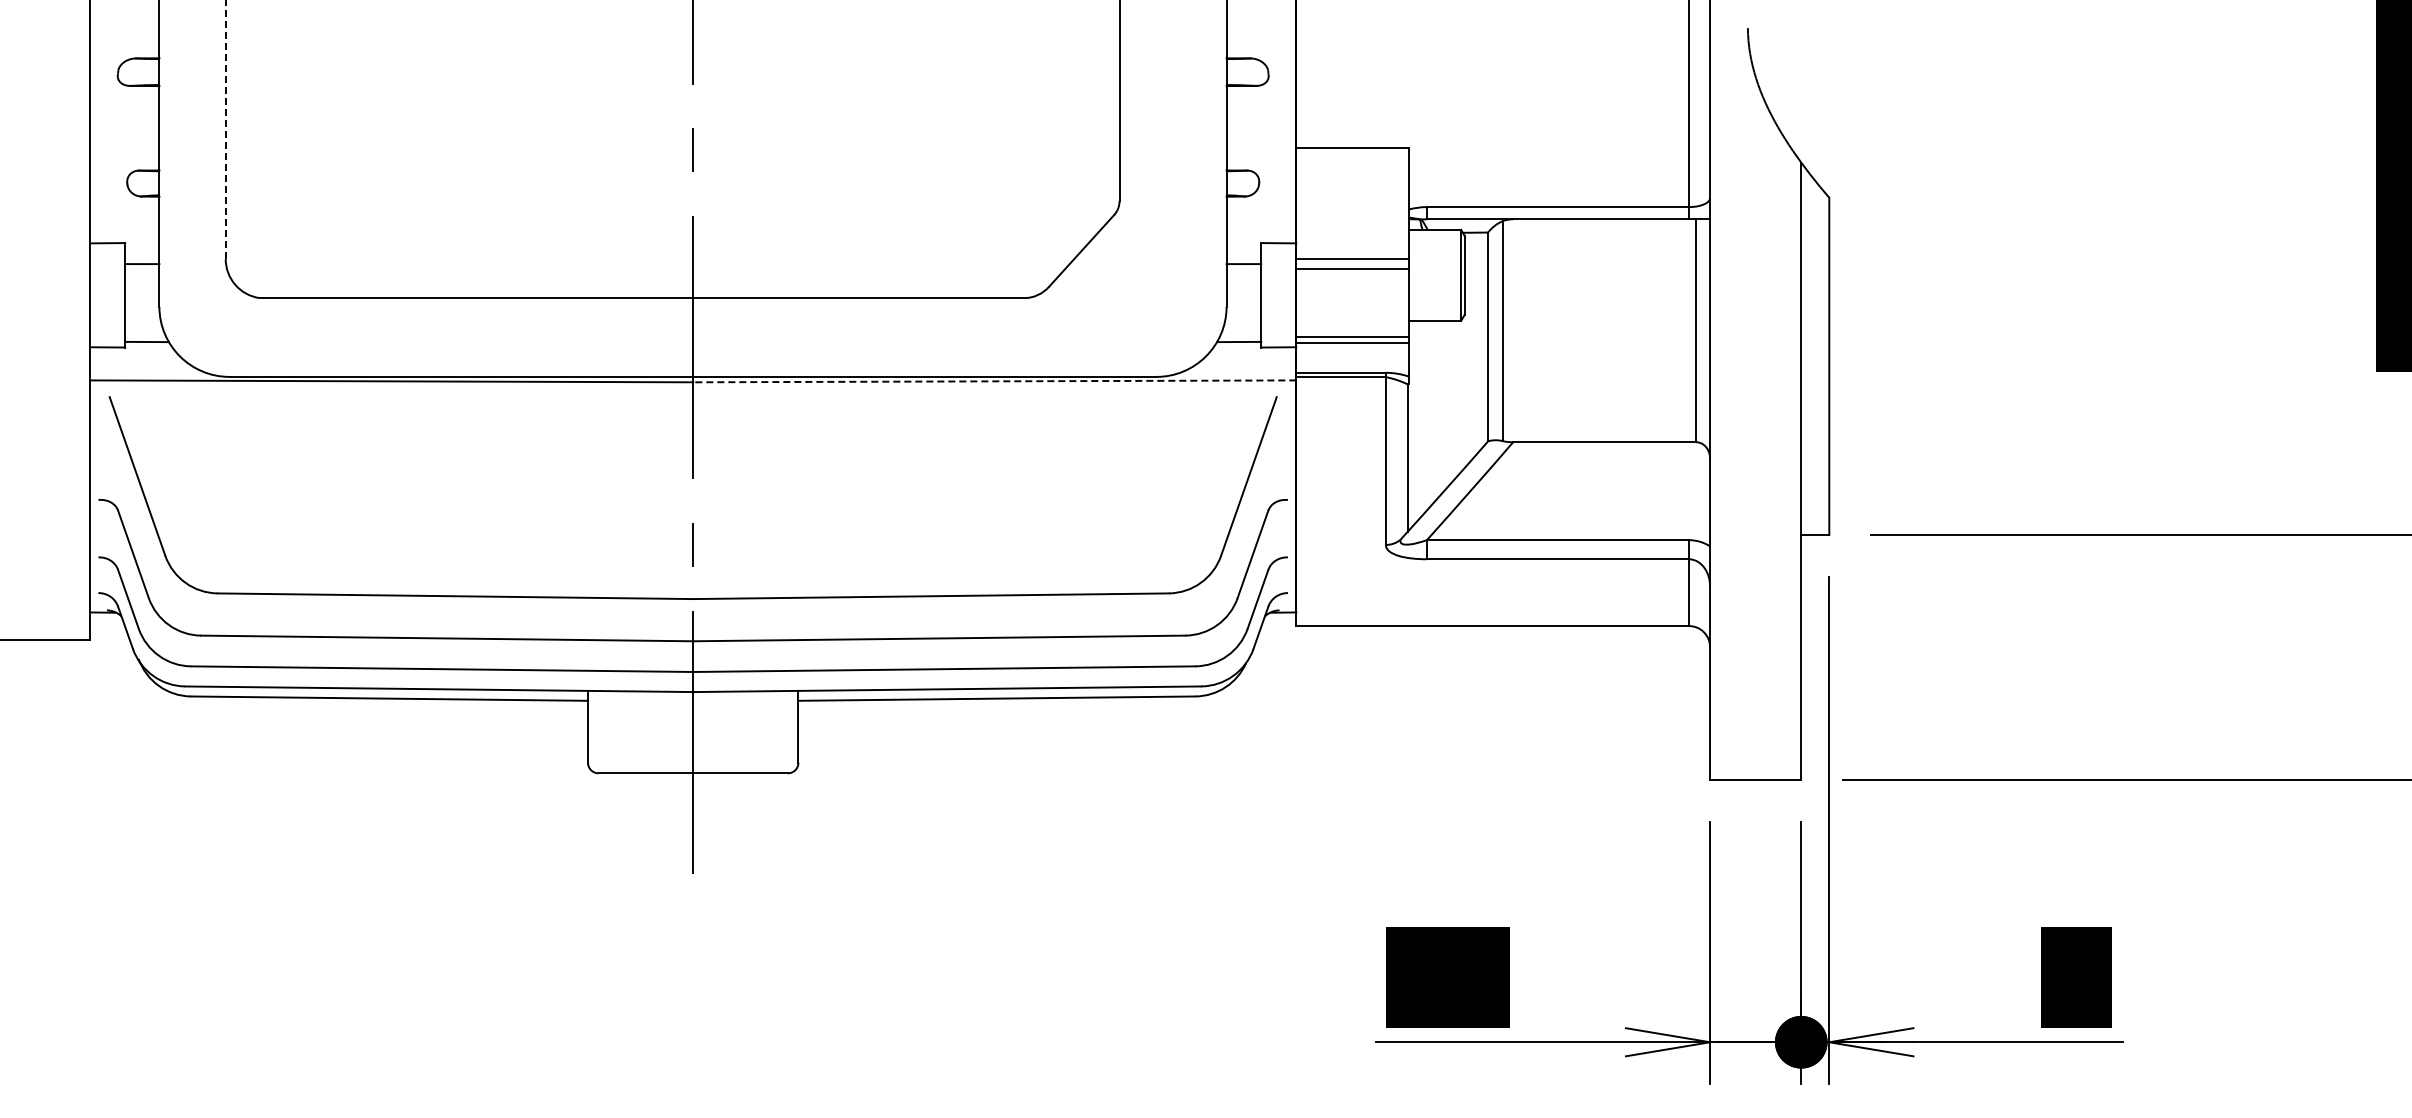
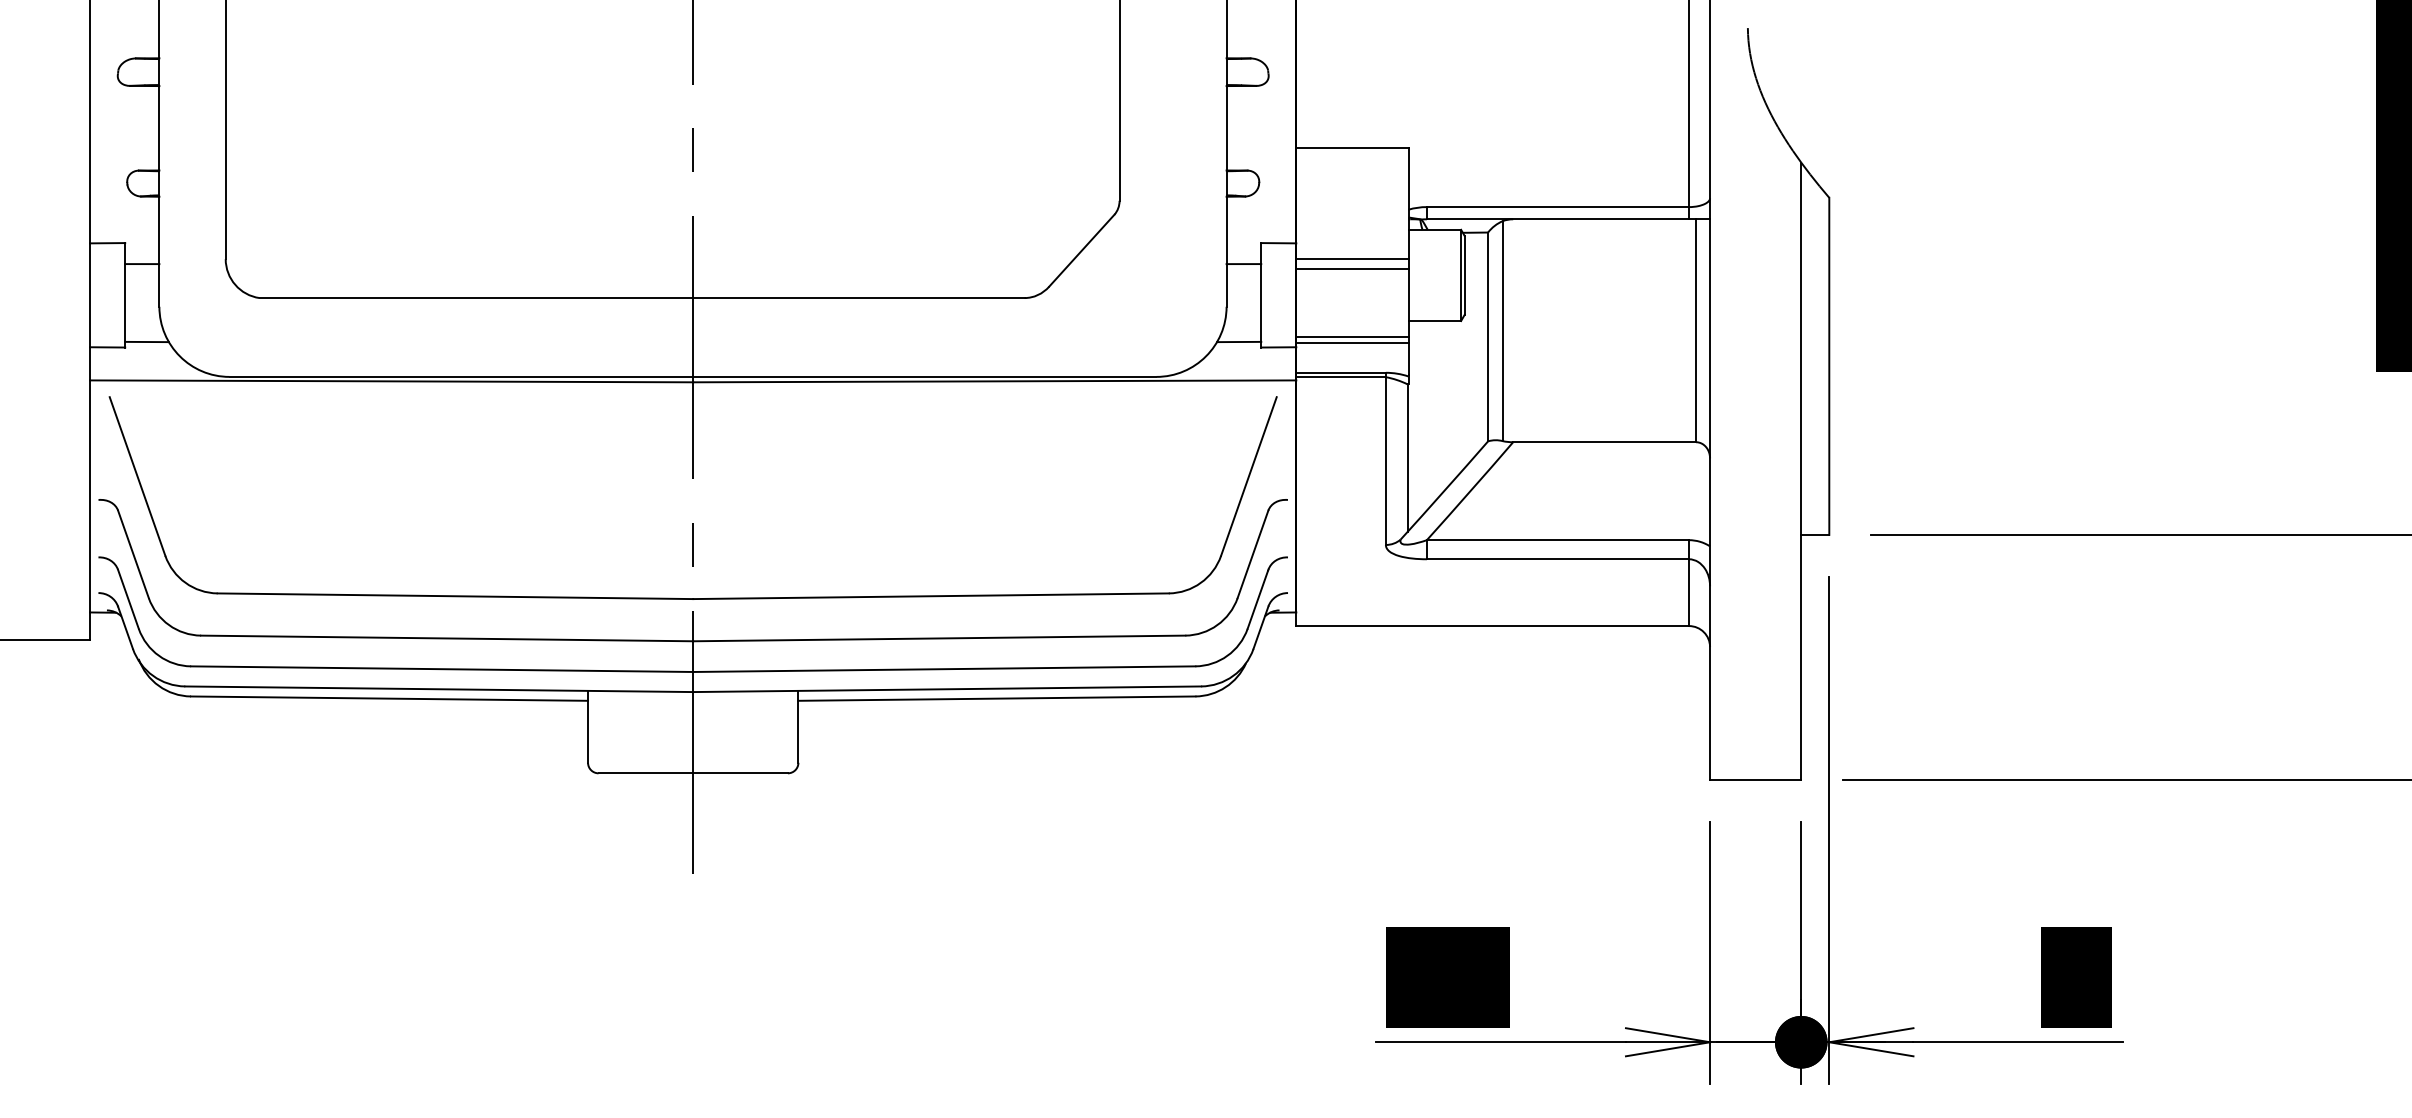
line: dashed -> solid (225, 129)
line: dashed -> solid (994, 381)
